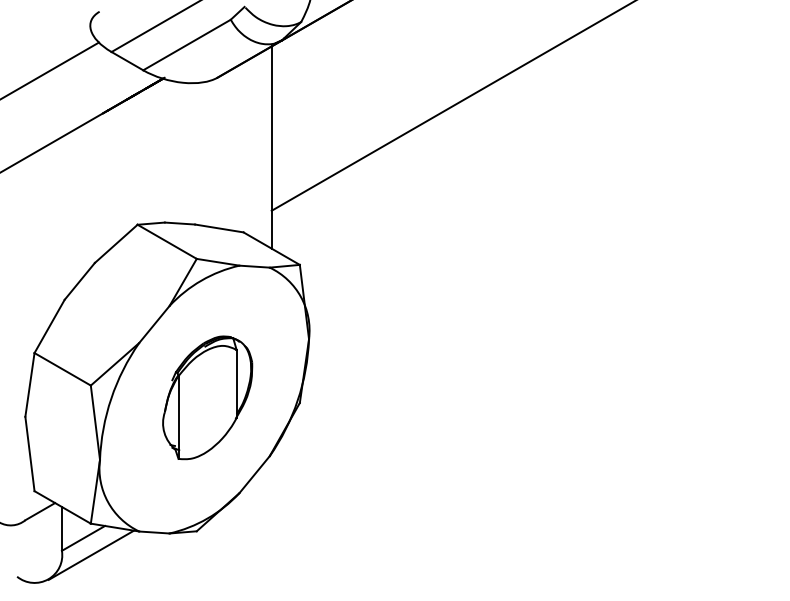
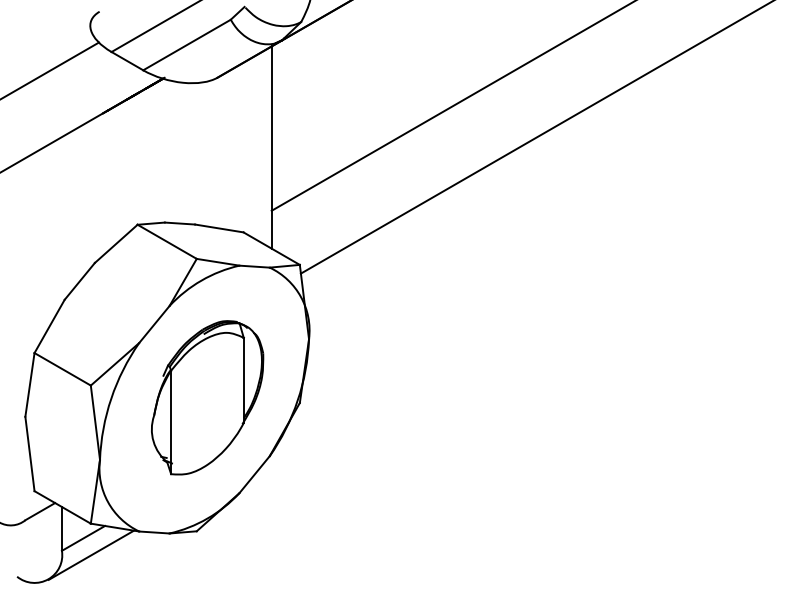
line: none -> present (535, 137)
part size: 92x126 px -> 114x156 px (207, 397)
